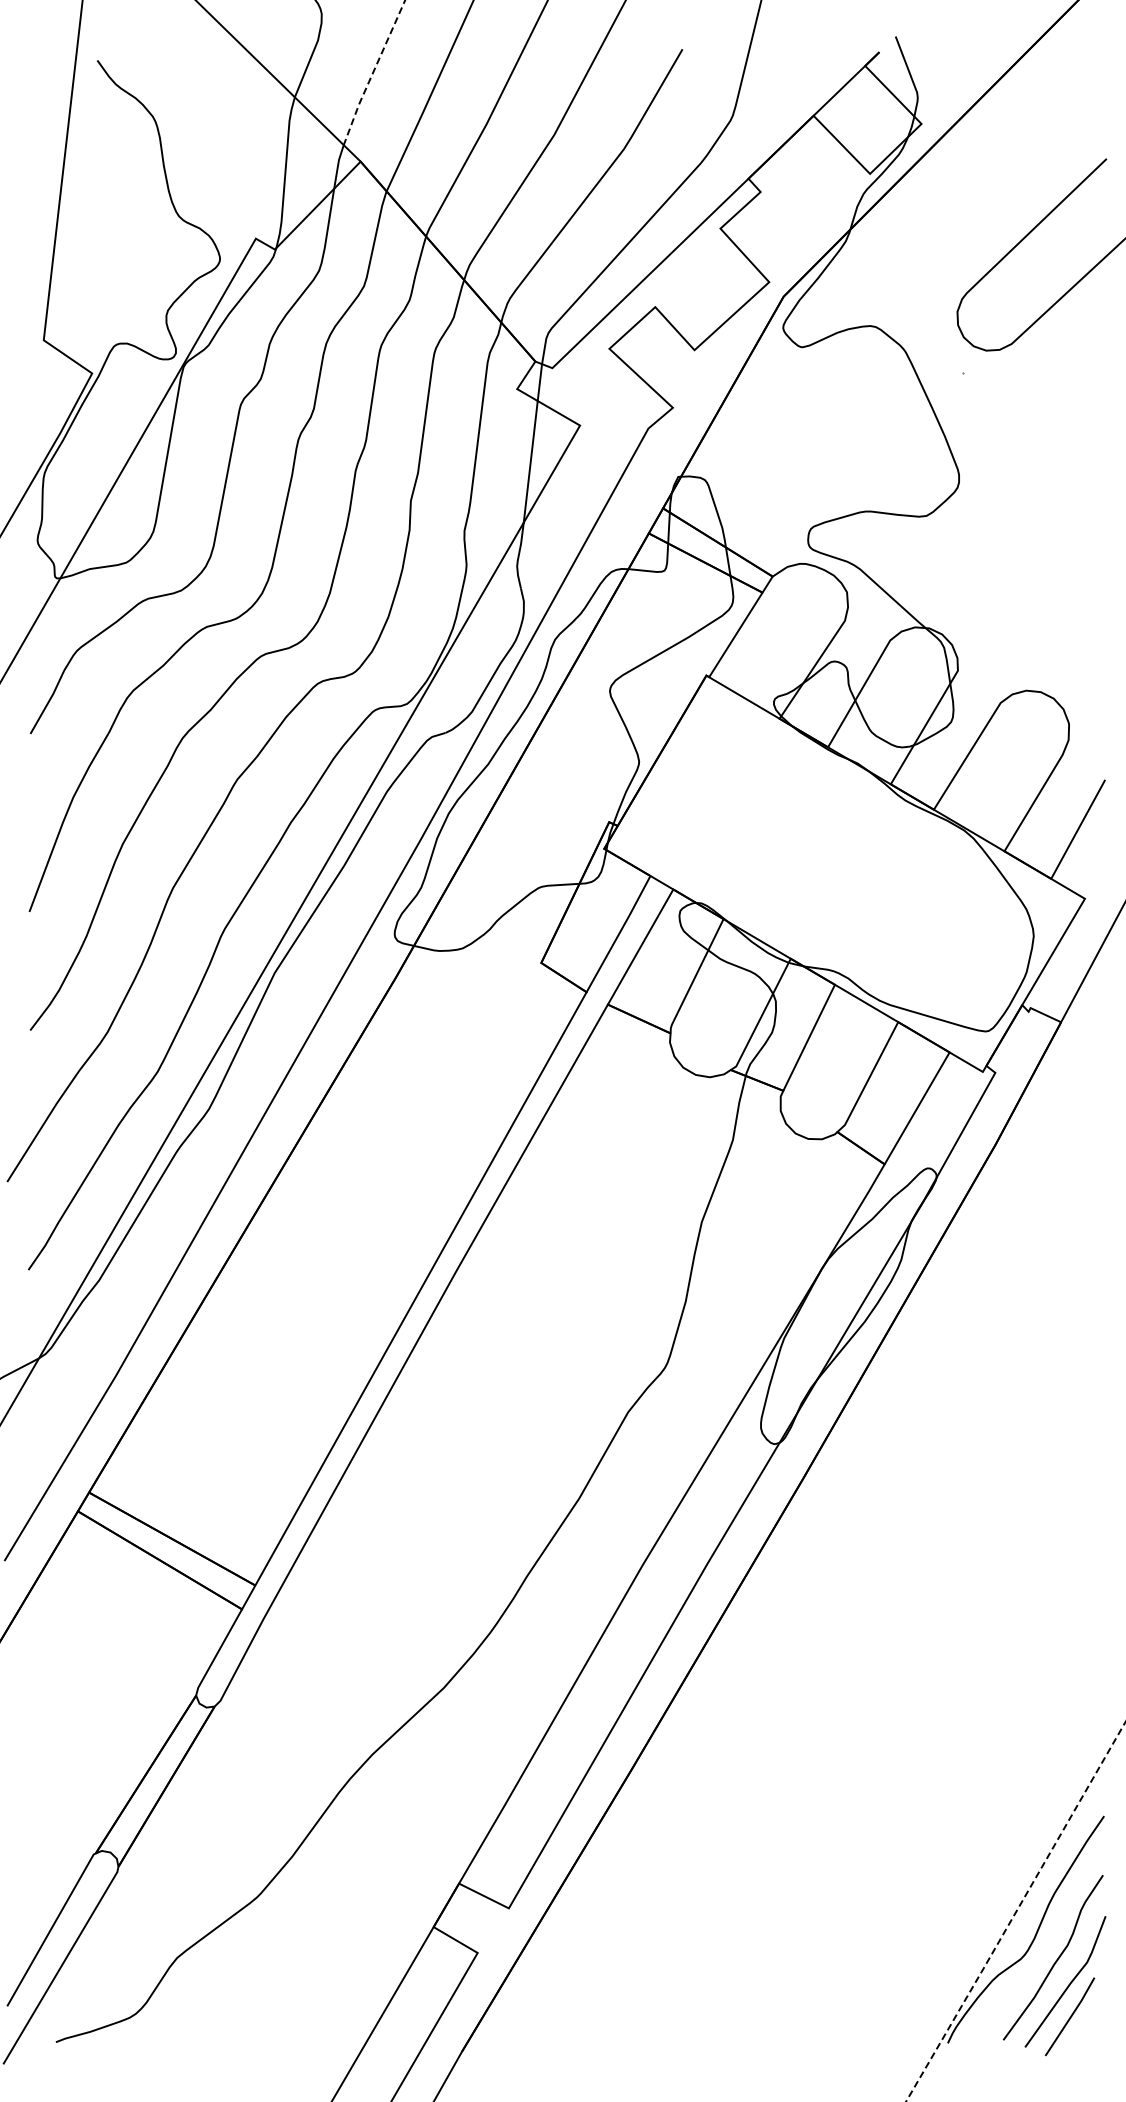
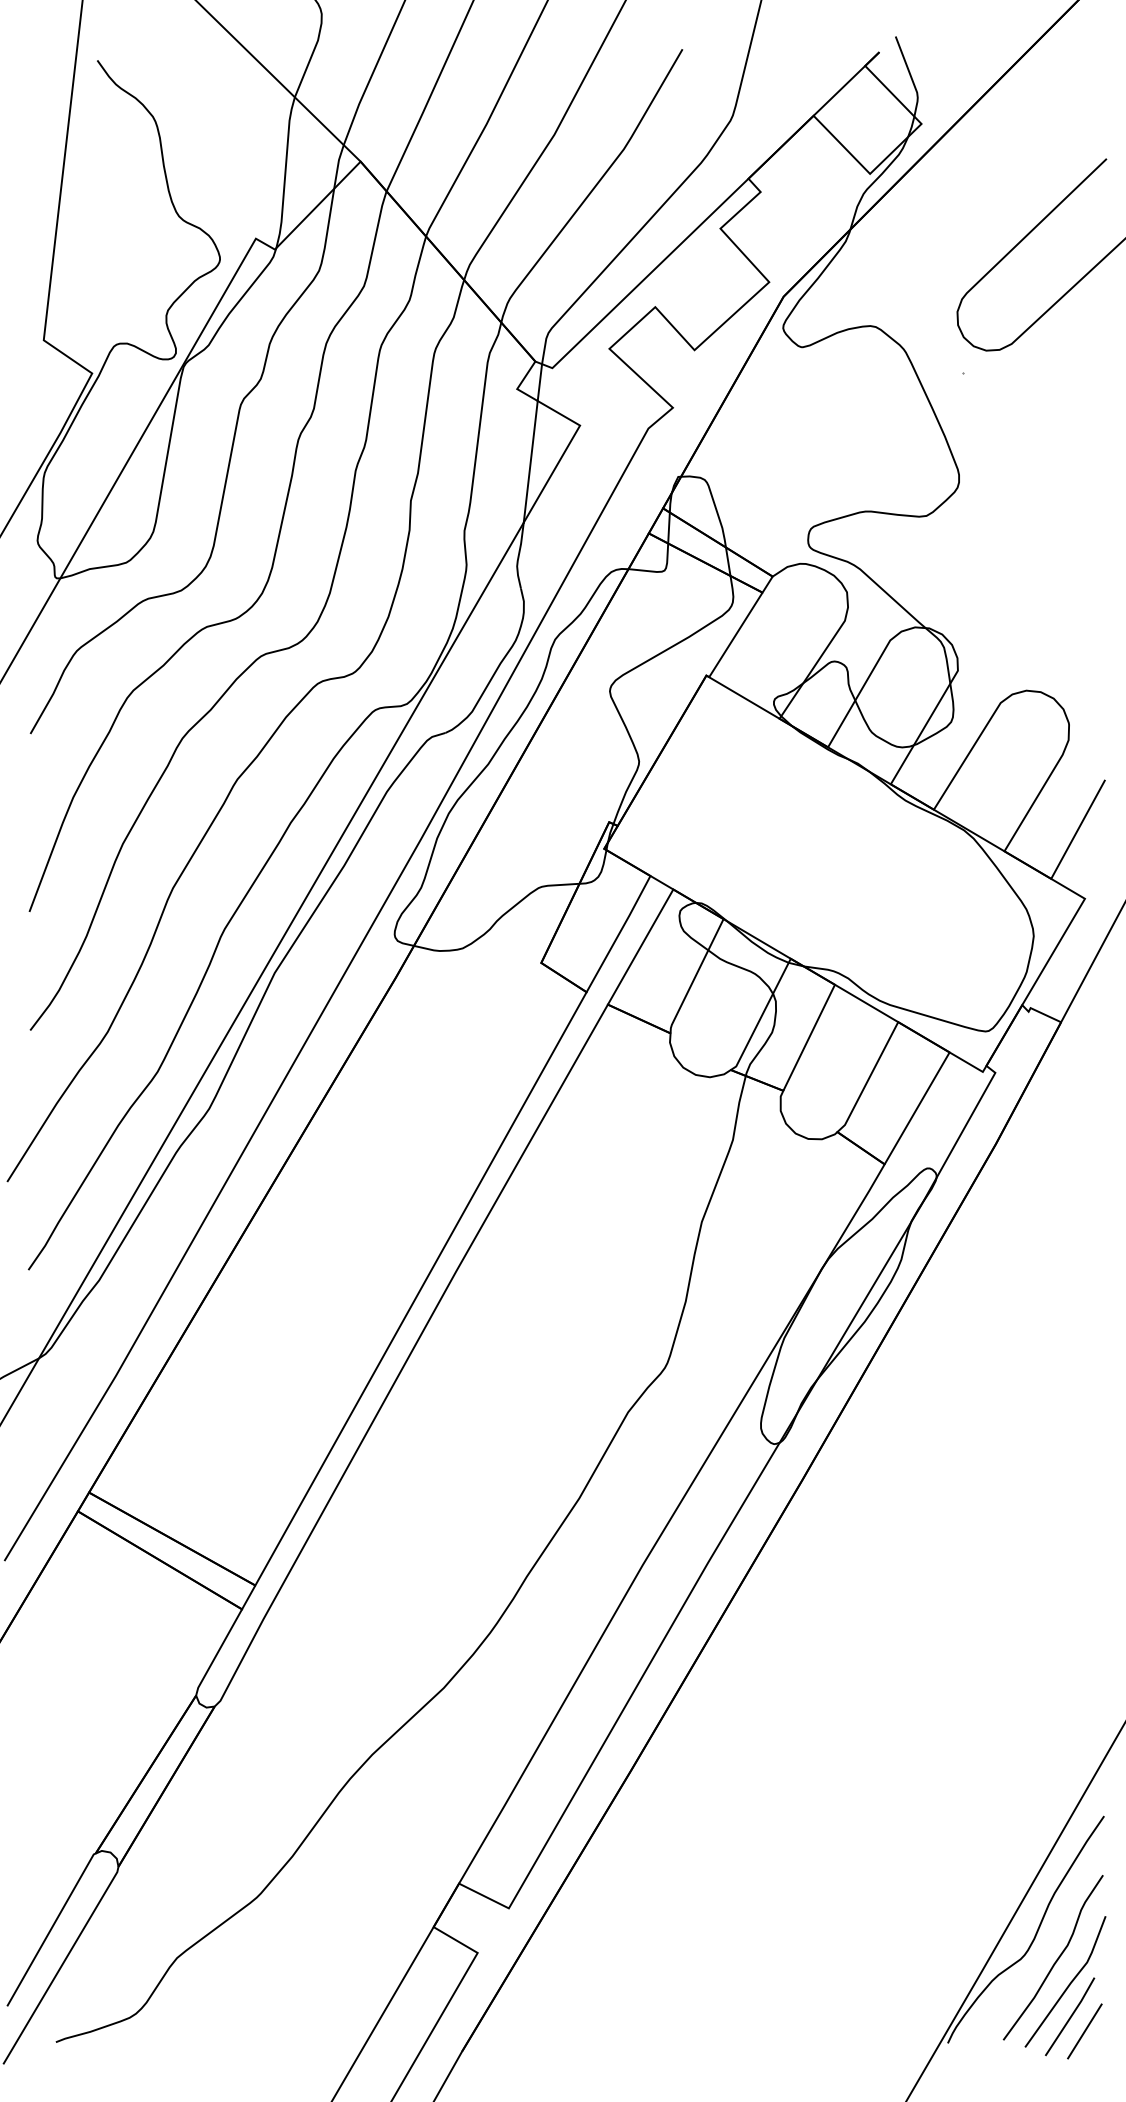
line: dashed -> solid (372, 73)
line: dashed -> solid (1015, 1912)
line: none -> present (1084, 2031)
